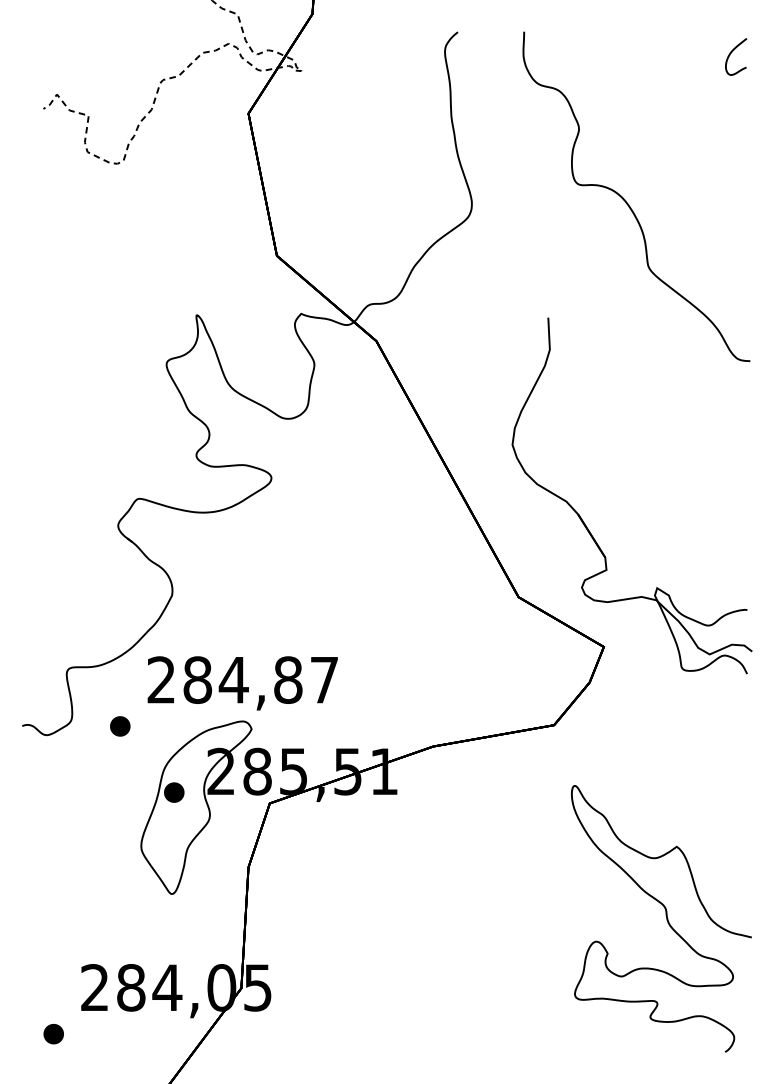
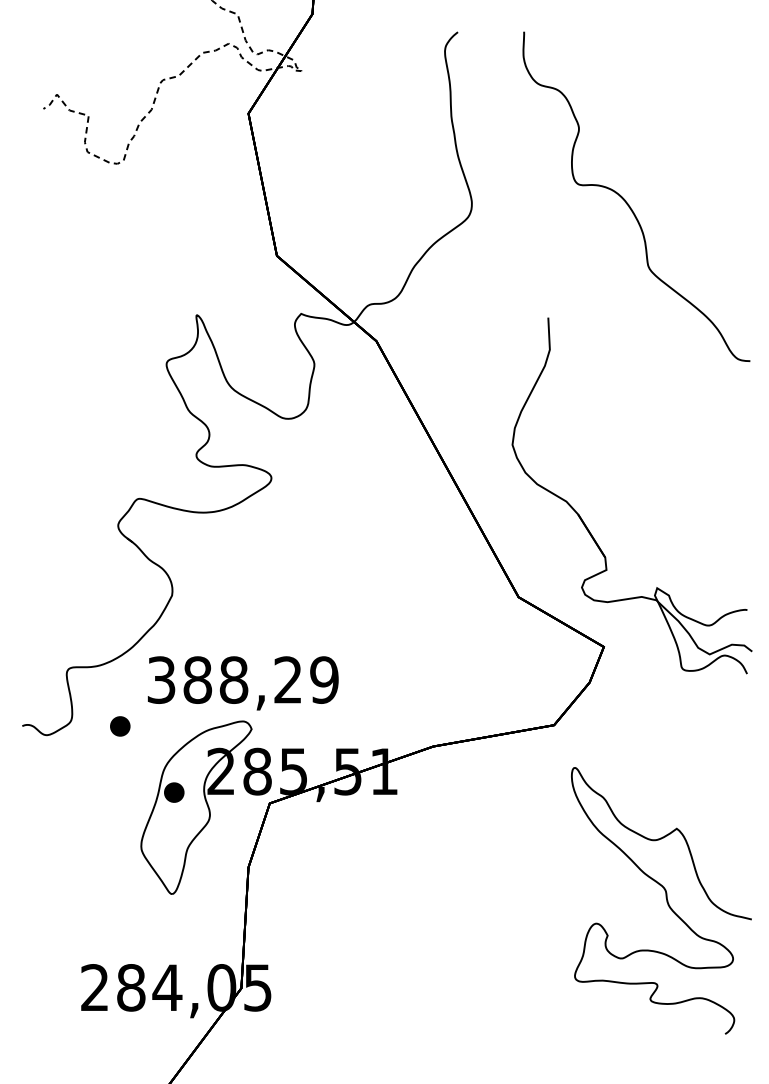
curve: present -> none (732, 52)
text: 284,87 -> 388,29 (242, 679)
curve position: (665, 915) -> (665, 897) (665, 897)
part: present -> none (53, 1034)
